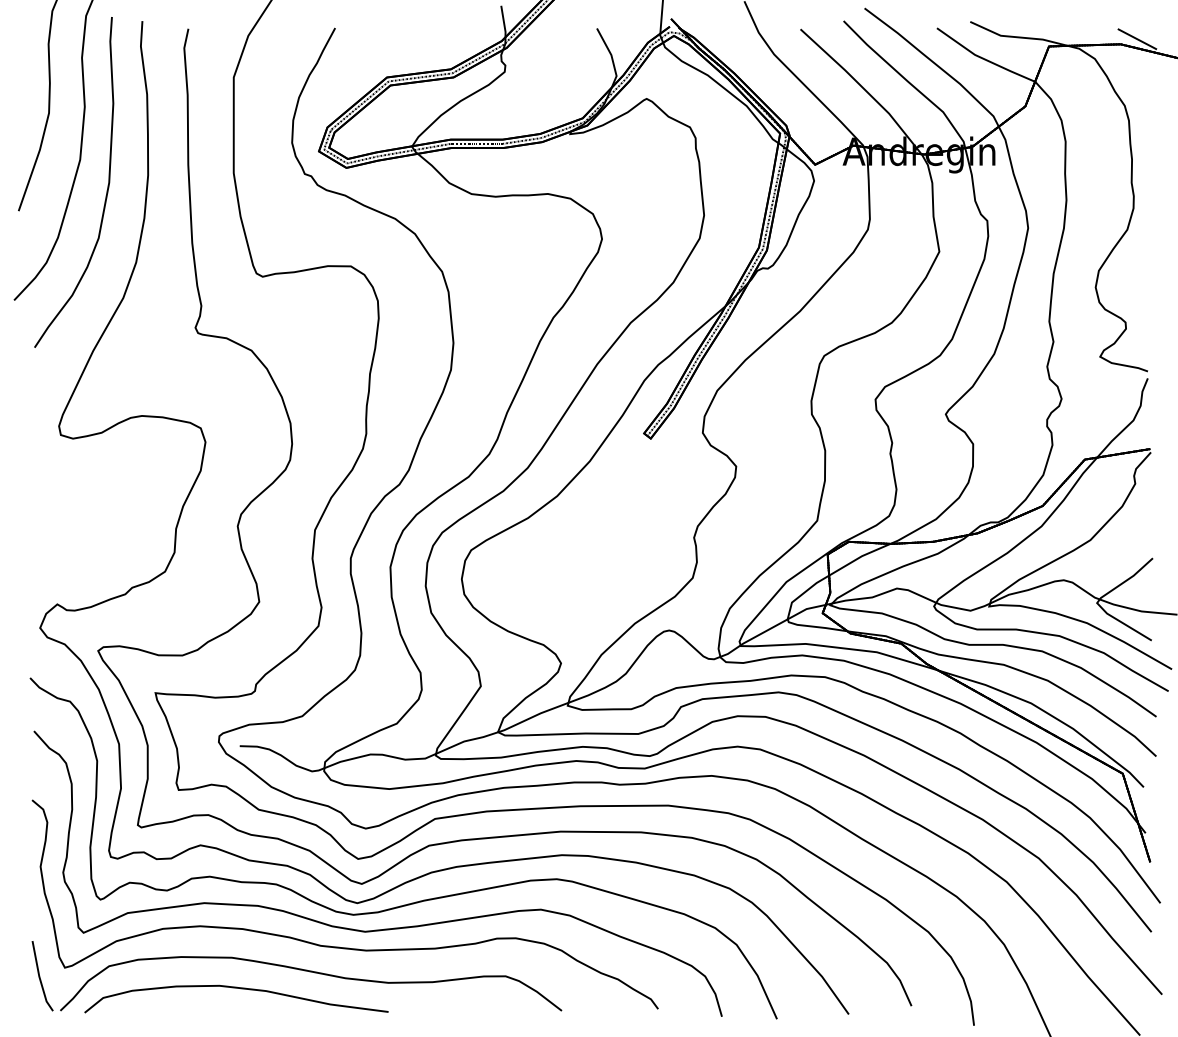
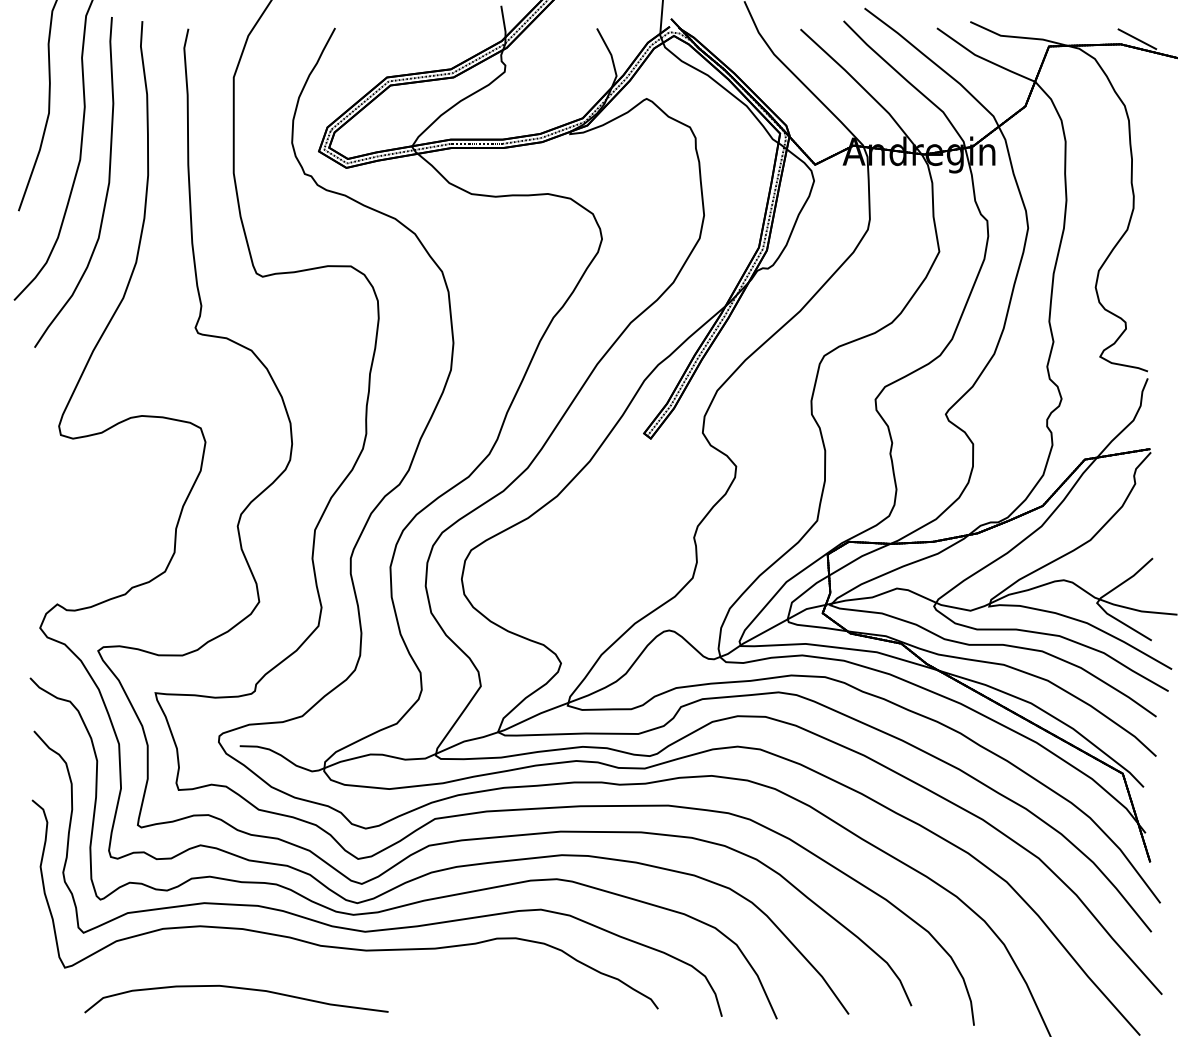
part: present -> none (299, 970)
